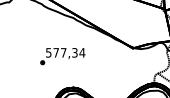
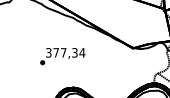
text: 577,34 -> 377,34 (48, 52)
